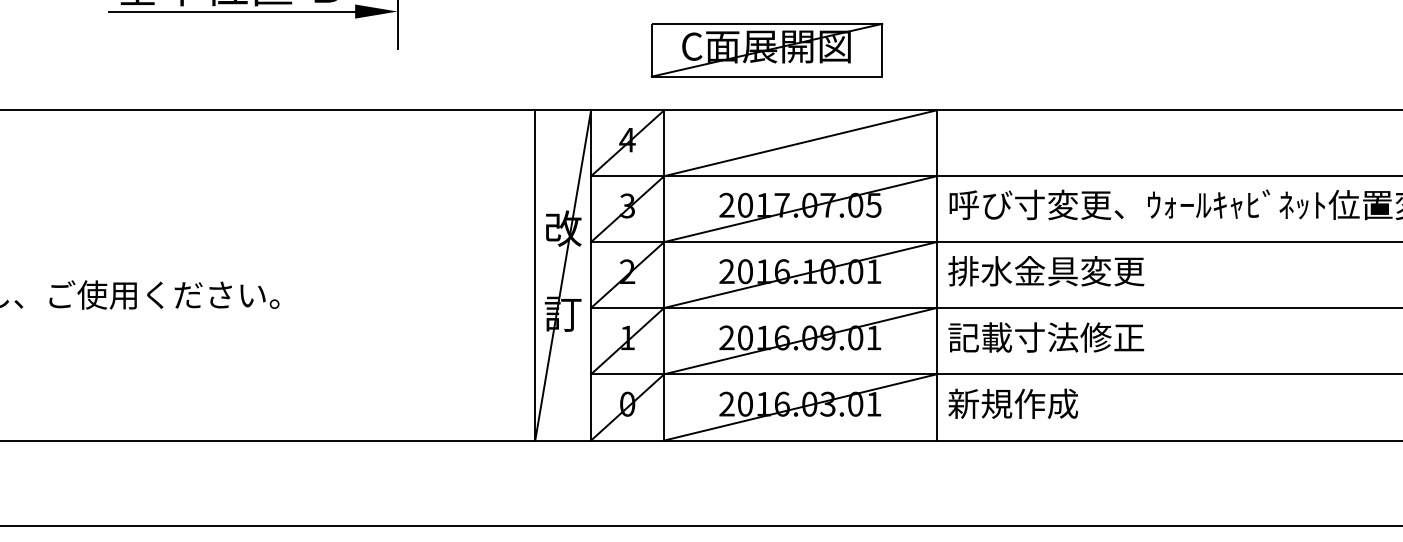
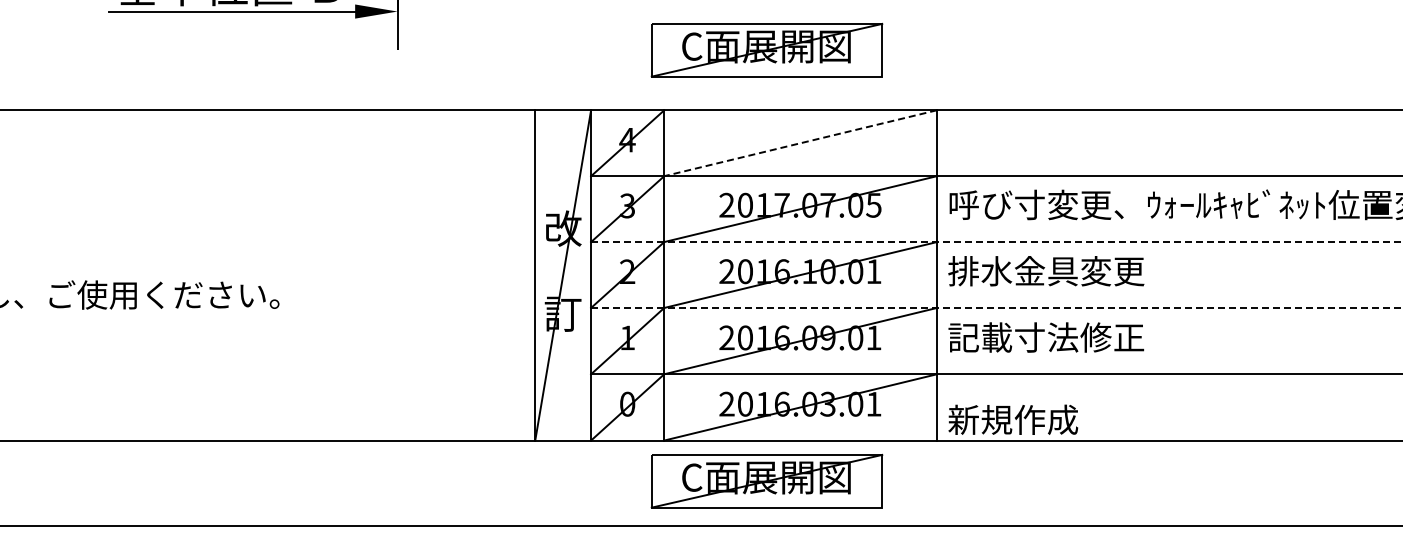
line: solid -> dashed (800, 143)
line: solid -> dashed (997, 242)
line: solid -> dashed (997, 307)
text position: (1013, 403) -> (1013, 419) (1013, 419)
part: none -> present (766, 480)
